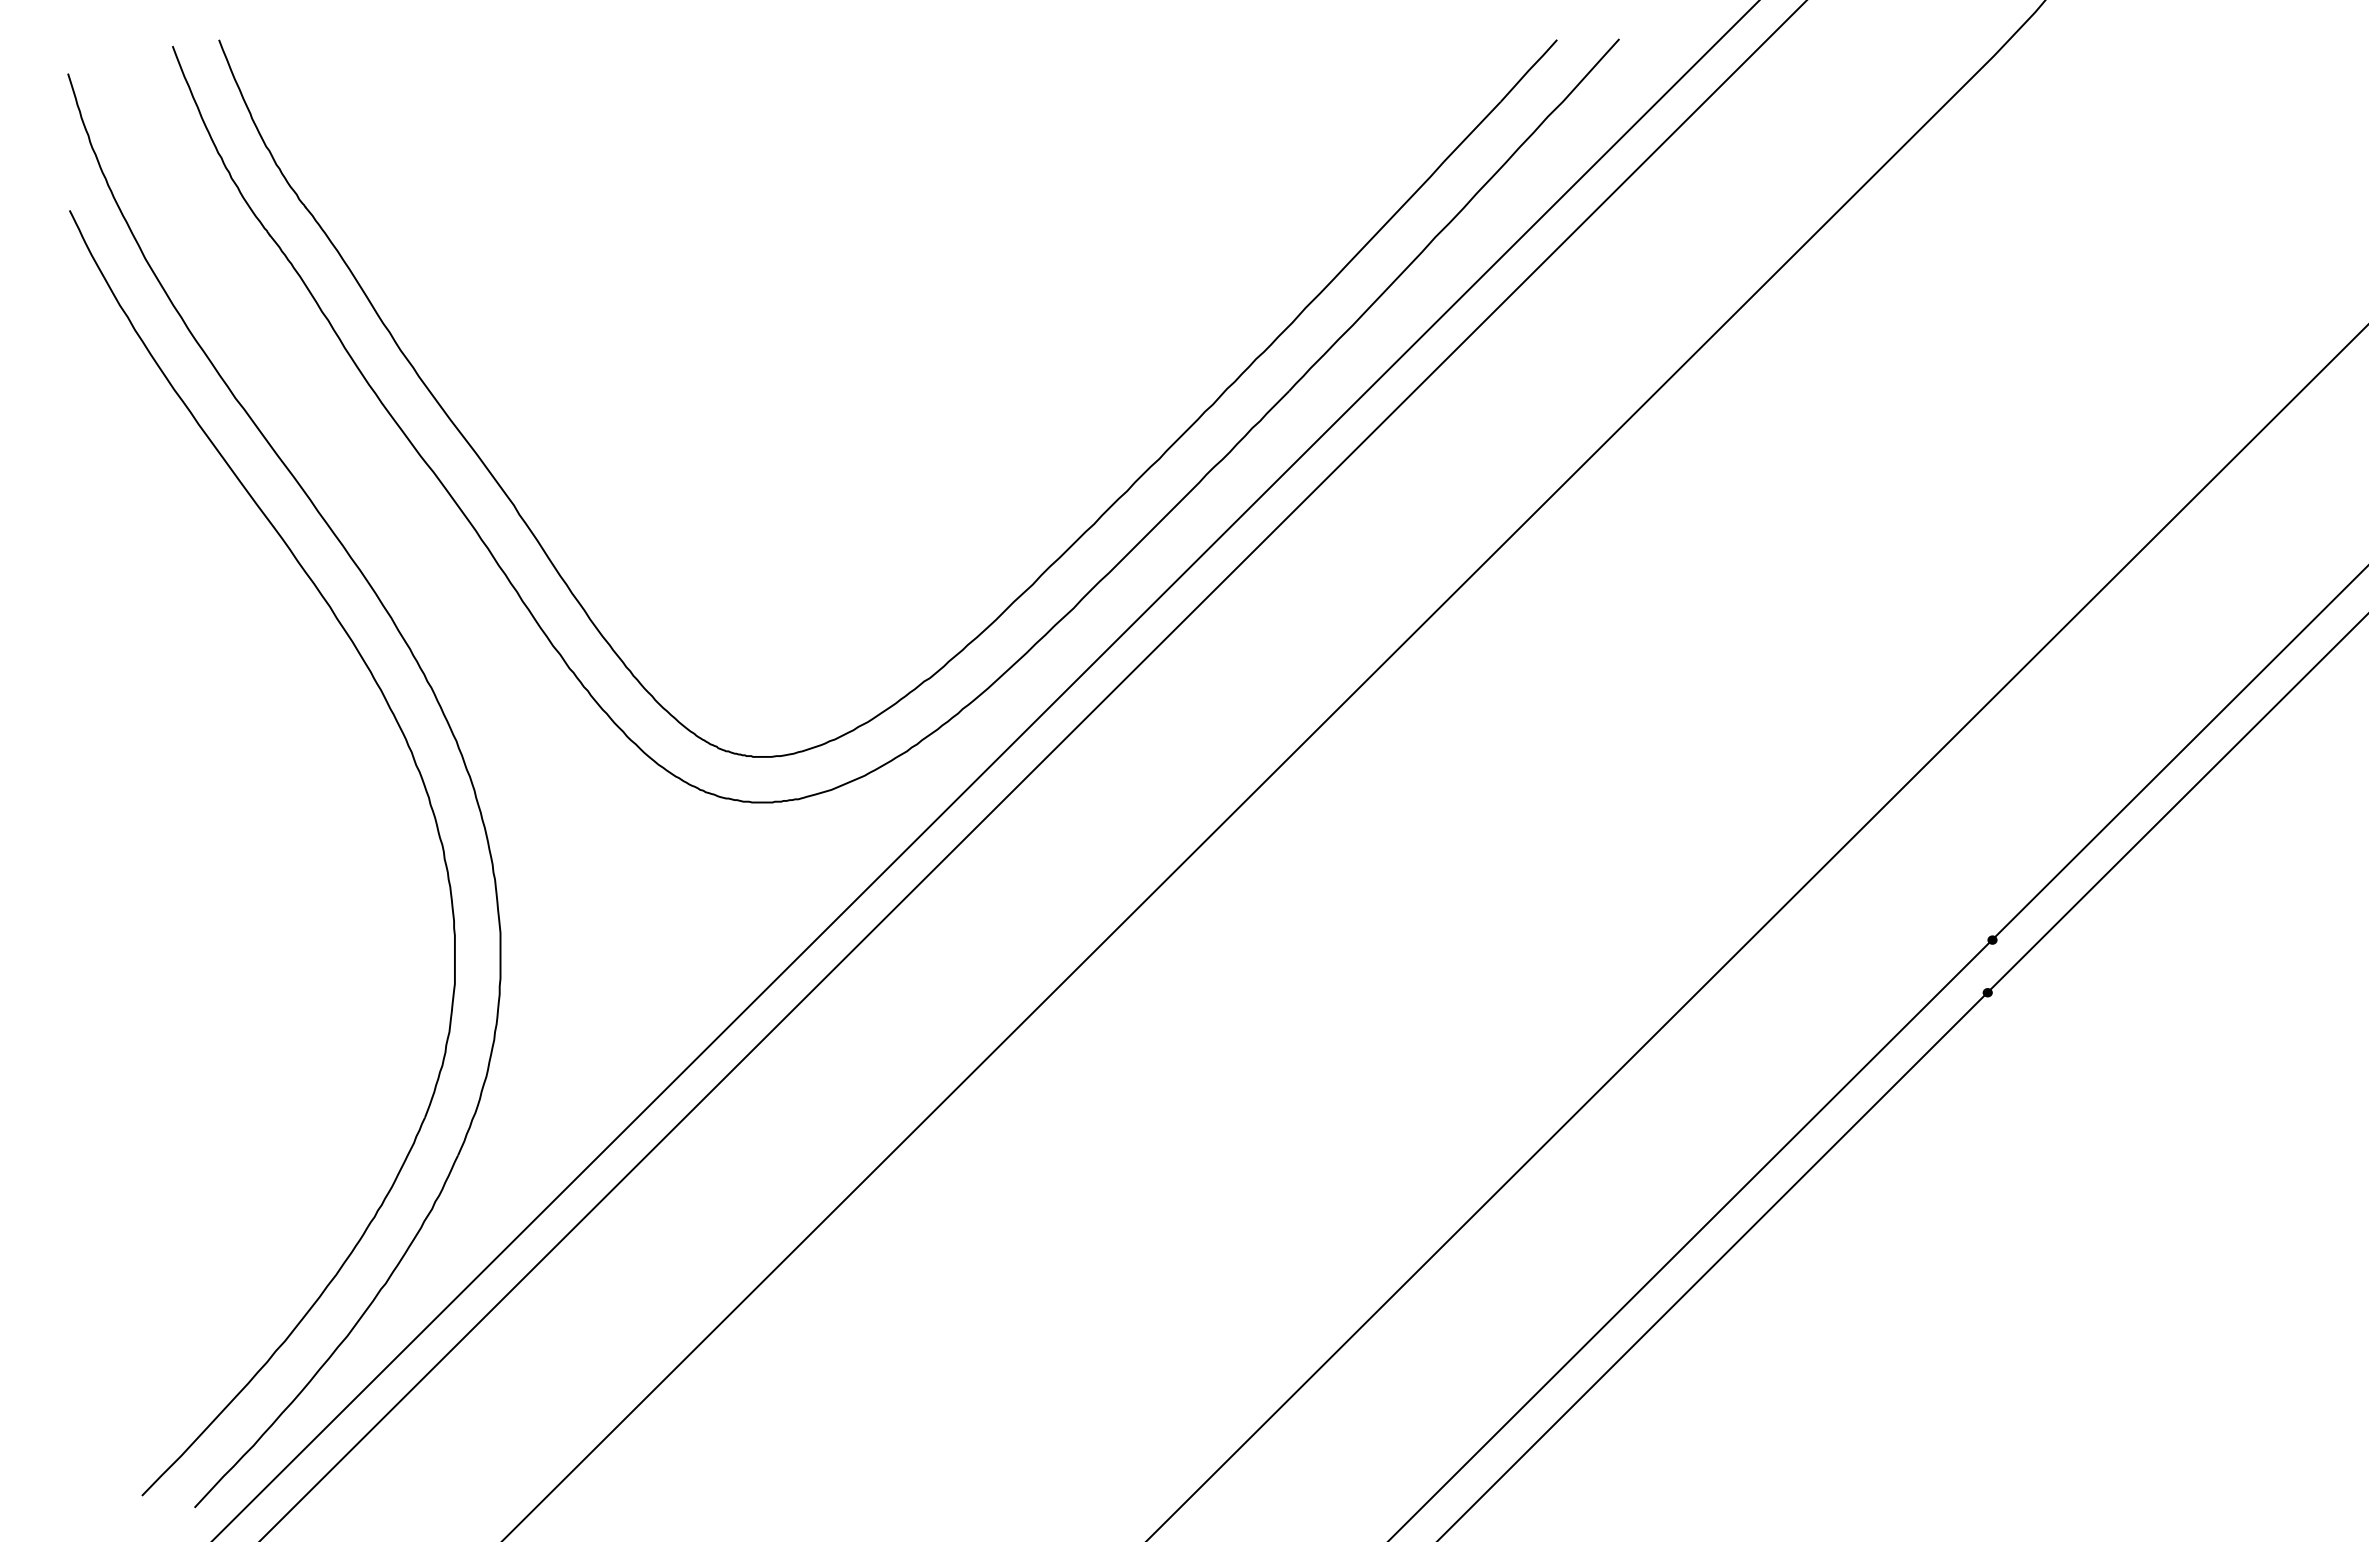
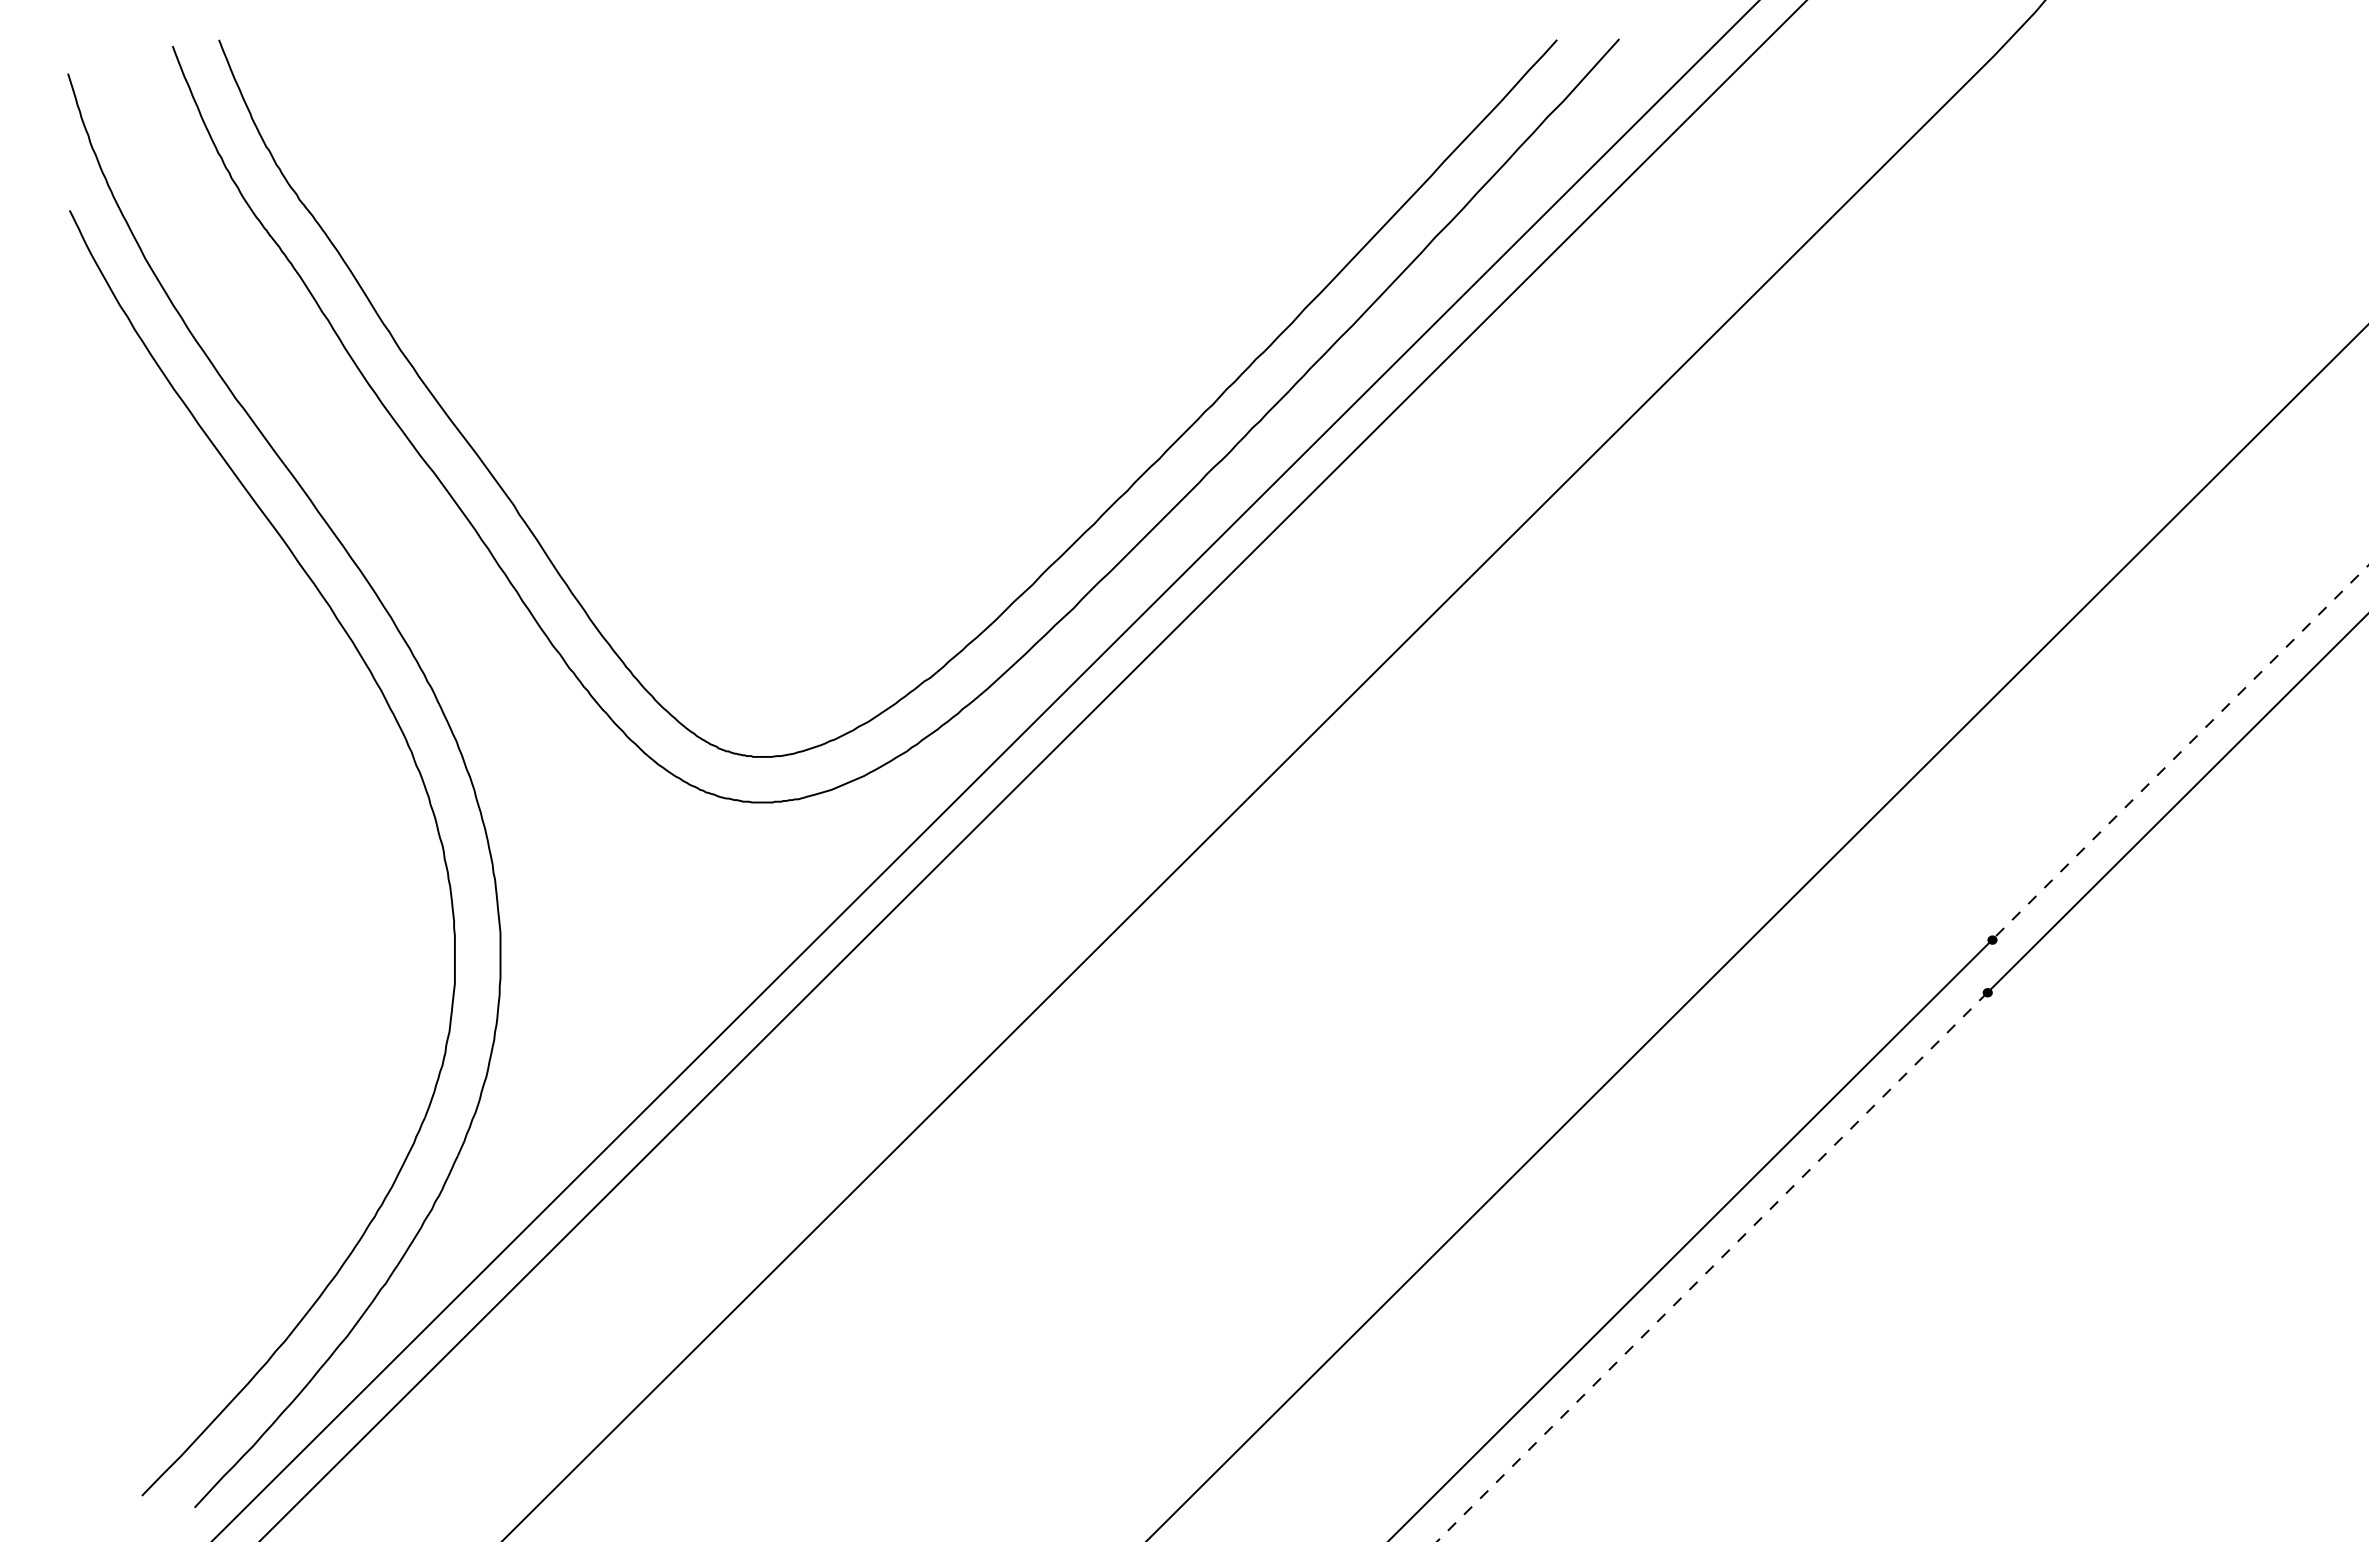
line: solid -> dashed (2180, 752)
line: solid -> dashed (1711, 1267)
